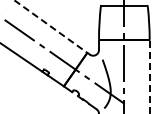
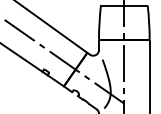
line: dashed -> solid (50, 26)
line: dashed -> solid (149, 77)
